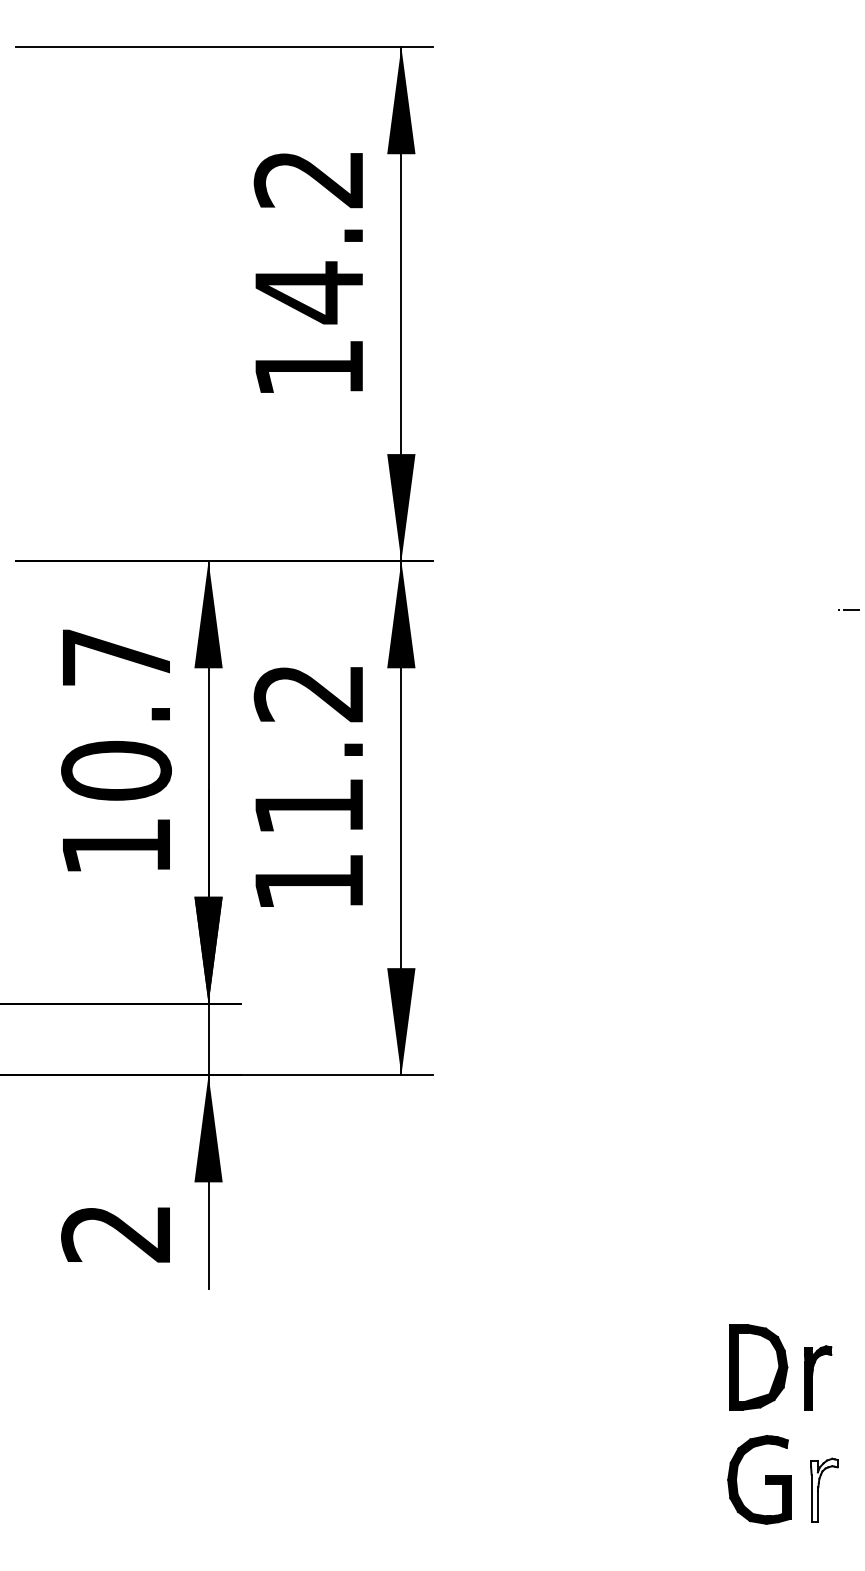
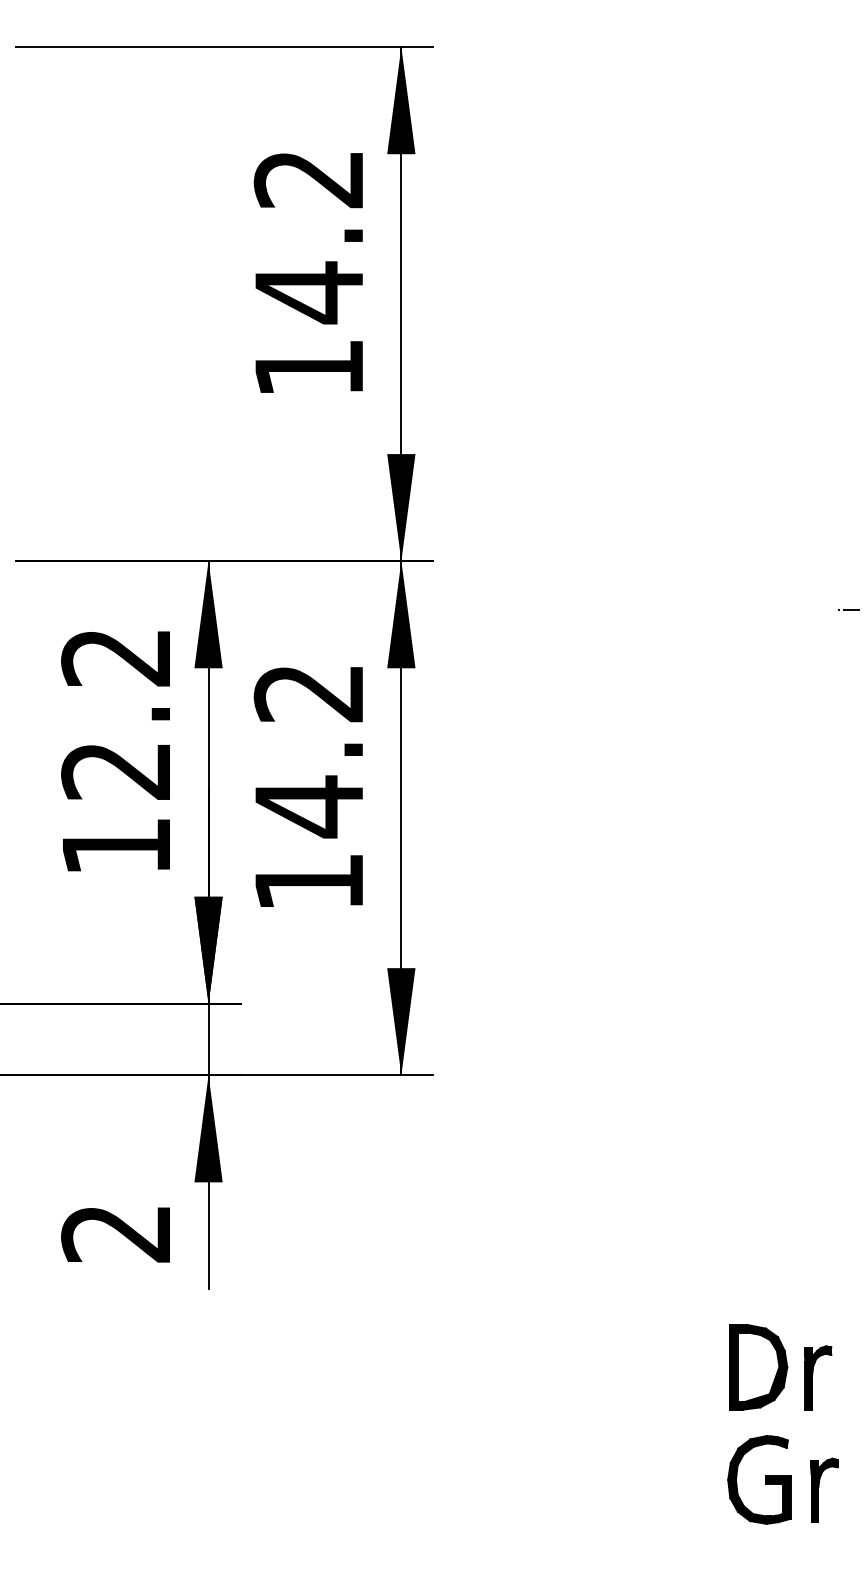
text: 10.7 -> 12.2 (116, 714)
text: 11.2 -> 14.2 (308, 806)
fill: none -> present (824, 1490)
